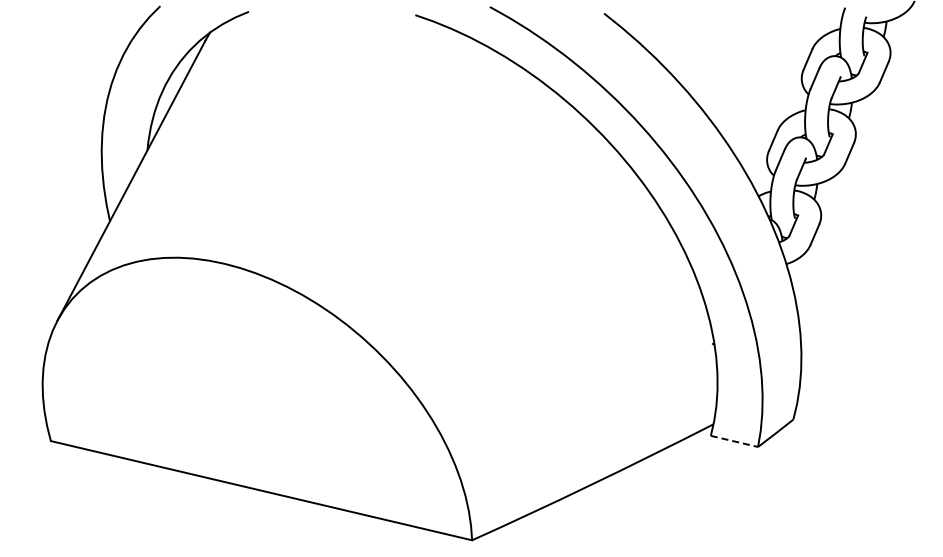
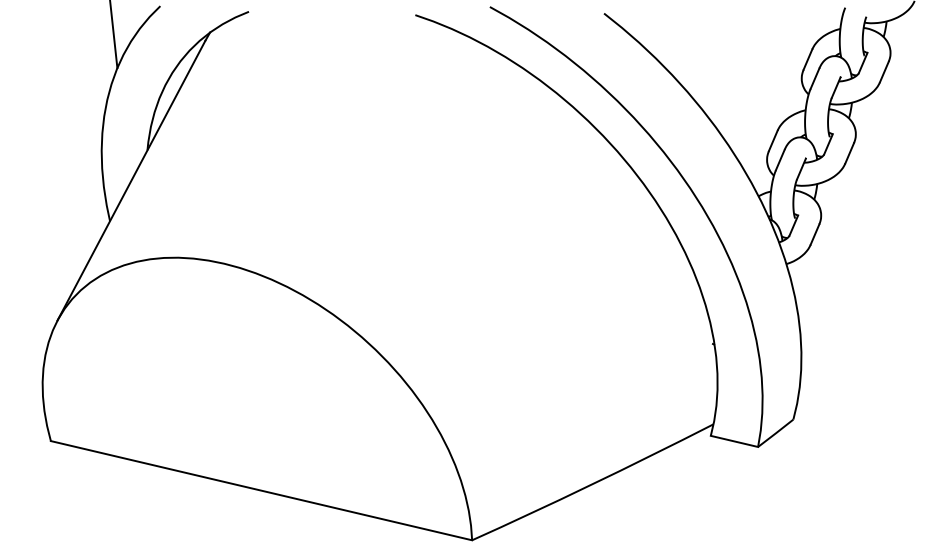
line: none -> present (113, 35)
line: dashed -> solid (734, 441)
